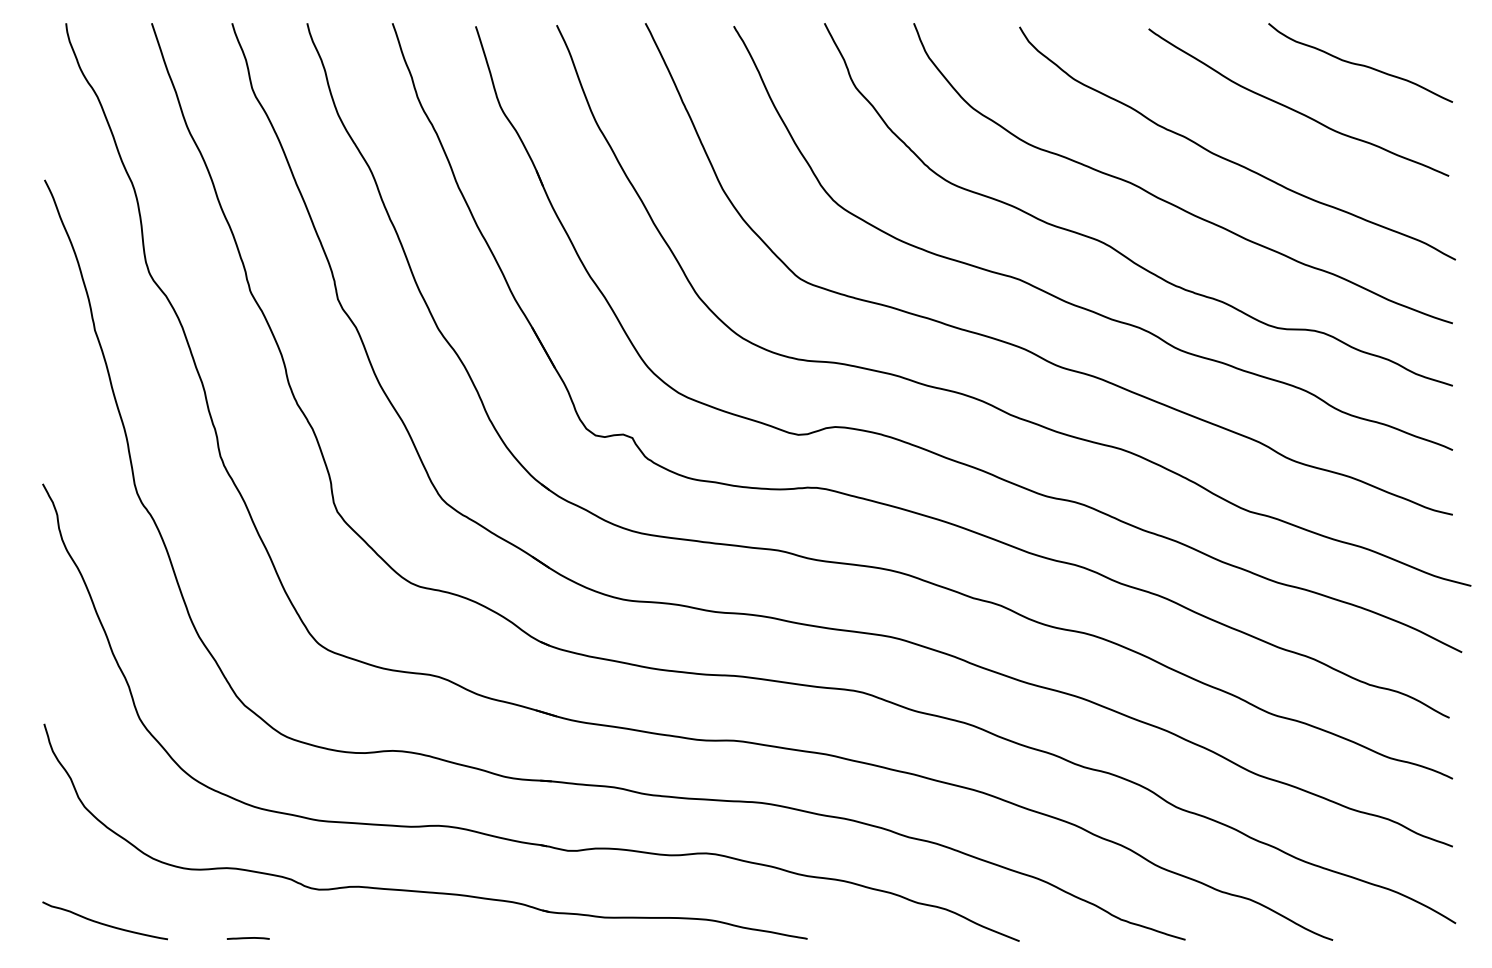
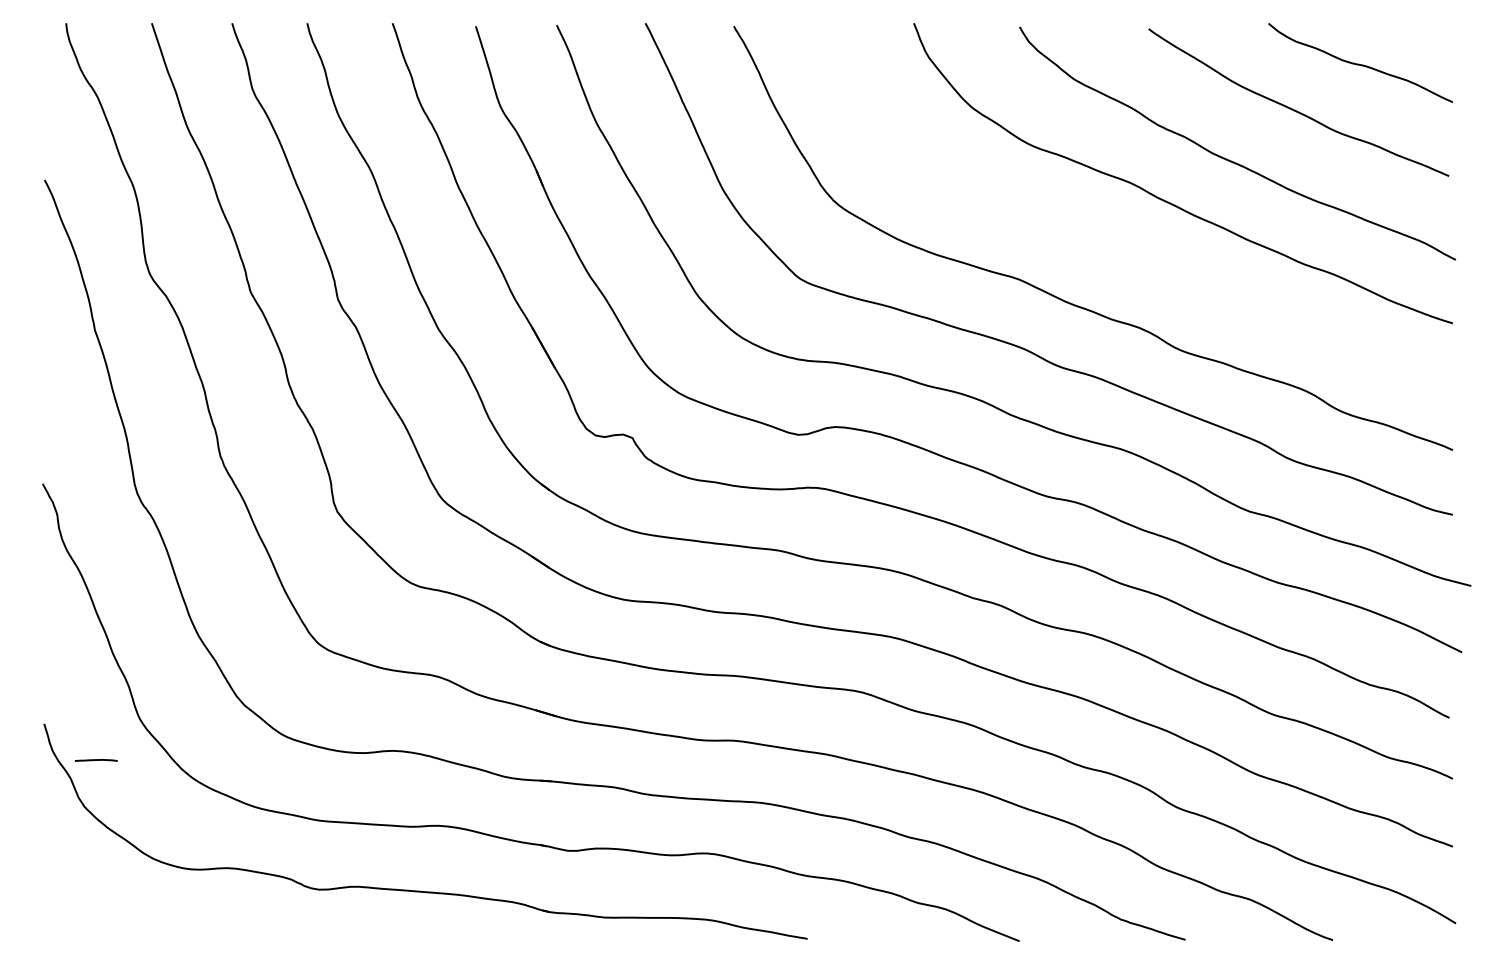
curve: present -> none (1110, 245)
curve: present -> none (104, 923)
line position: (247, 938) -> (95, 760) (95, 760)
